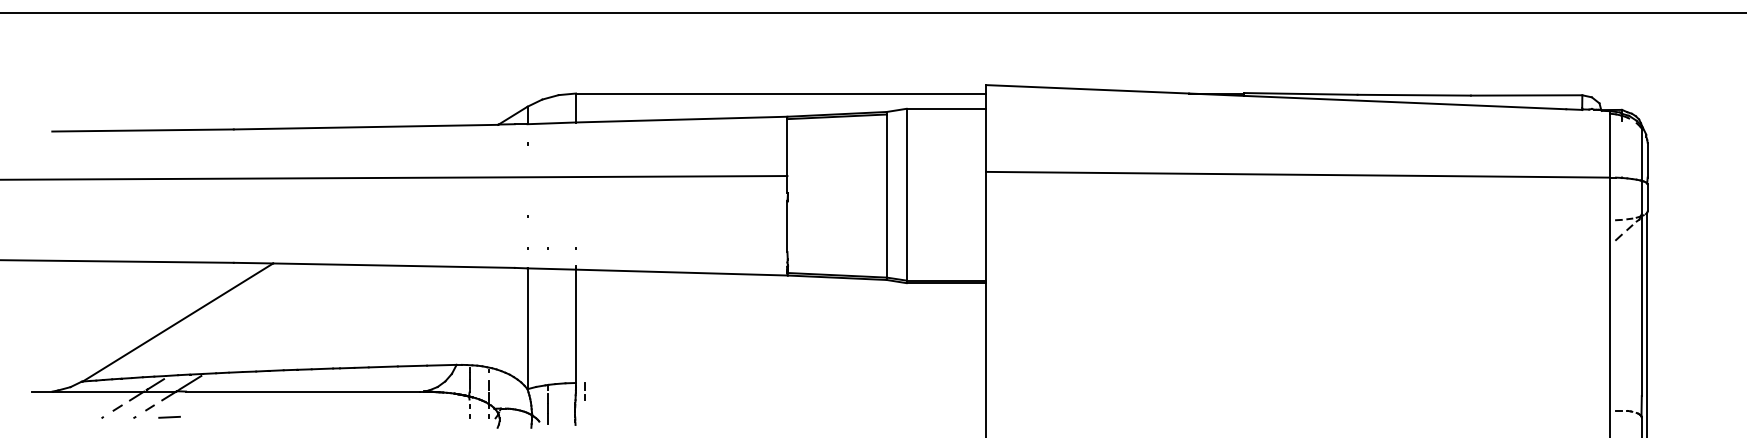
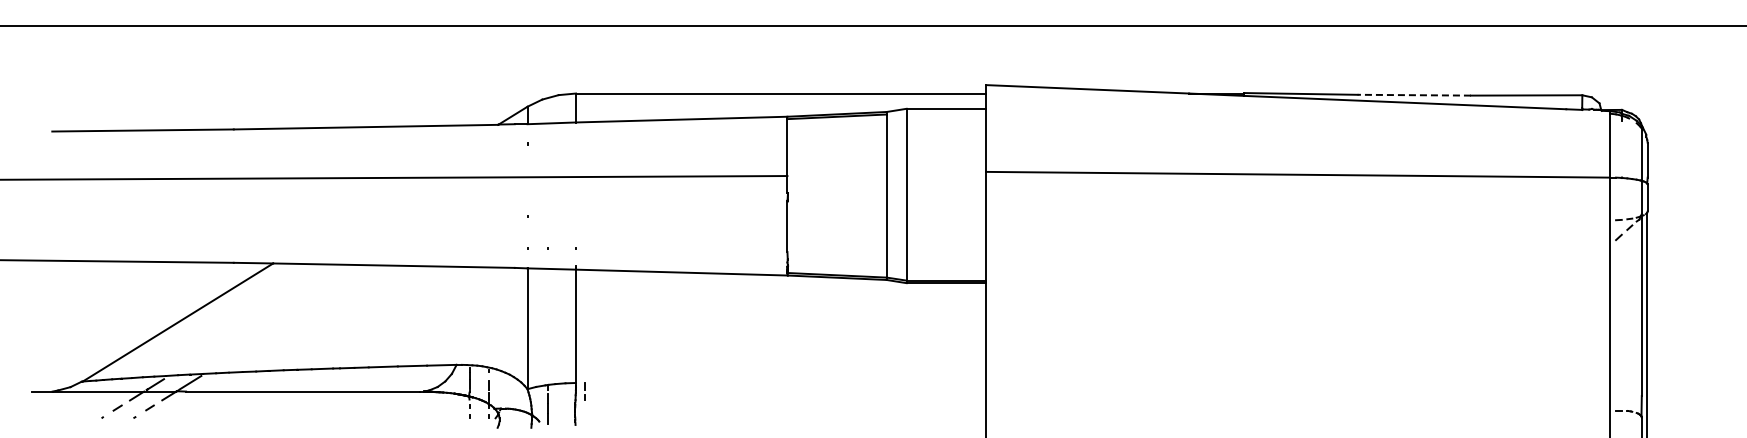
line position: (872, 13) -> (872, 26) (872, 26)
line: solid -> dashed (1414, 95)
line: present -> none (169, 417)
